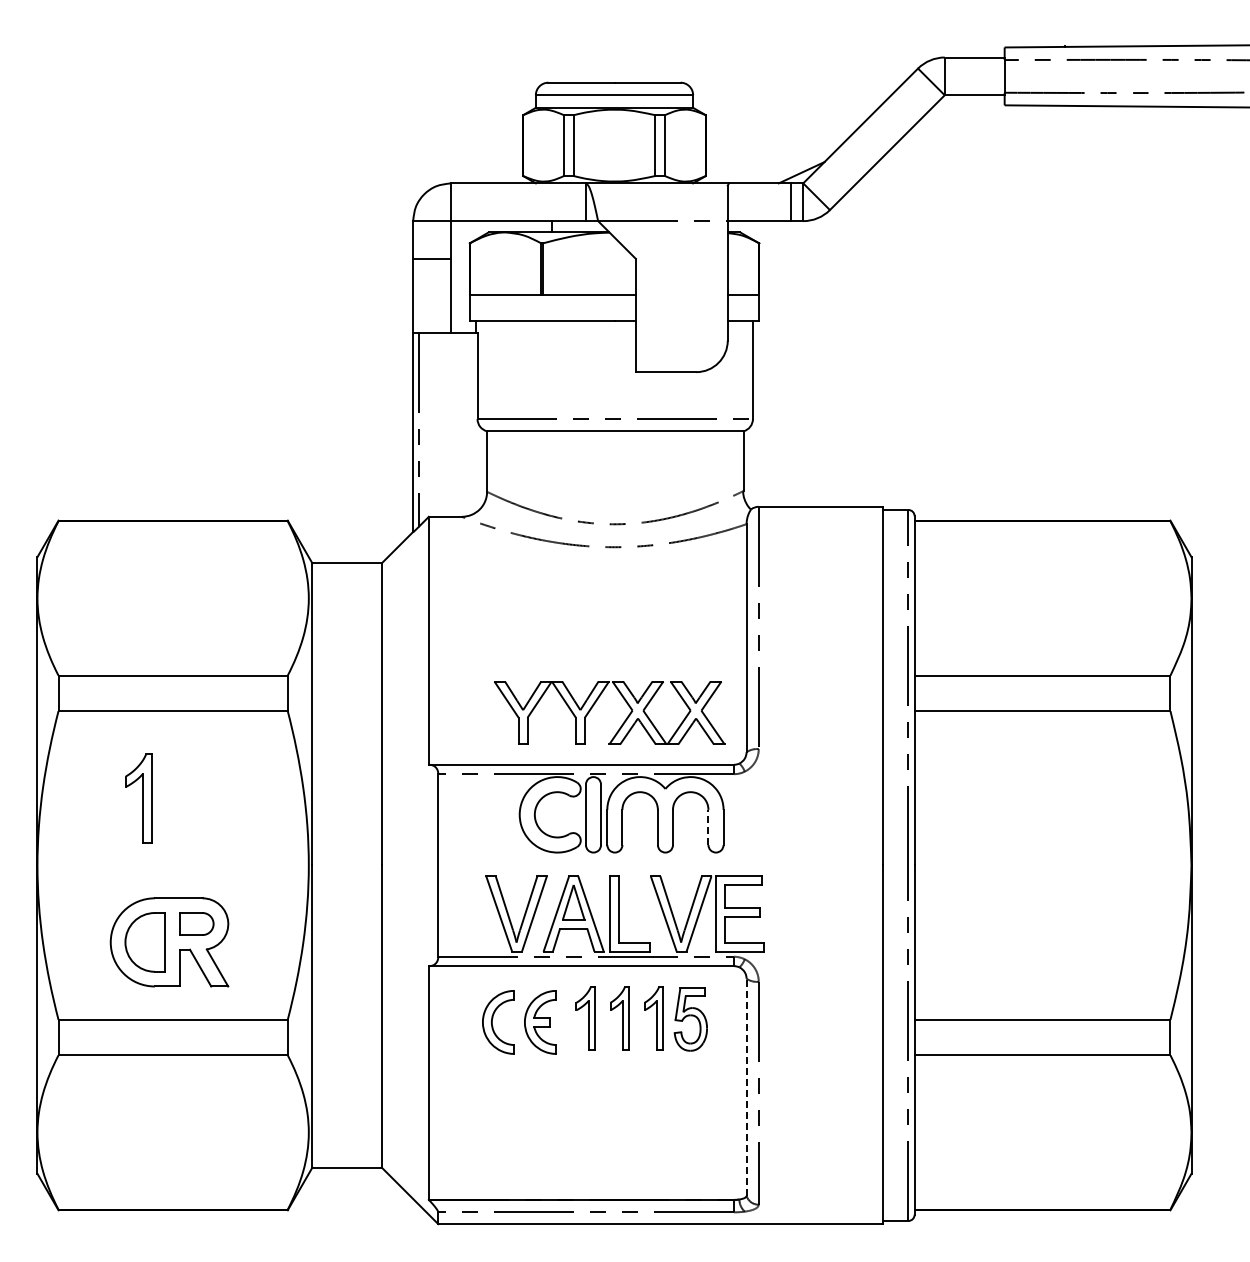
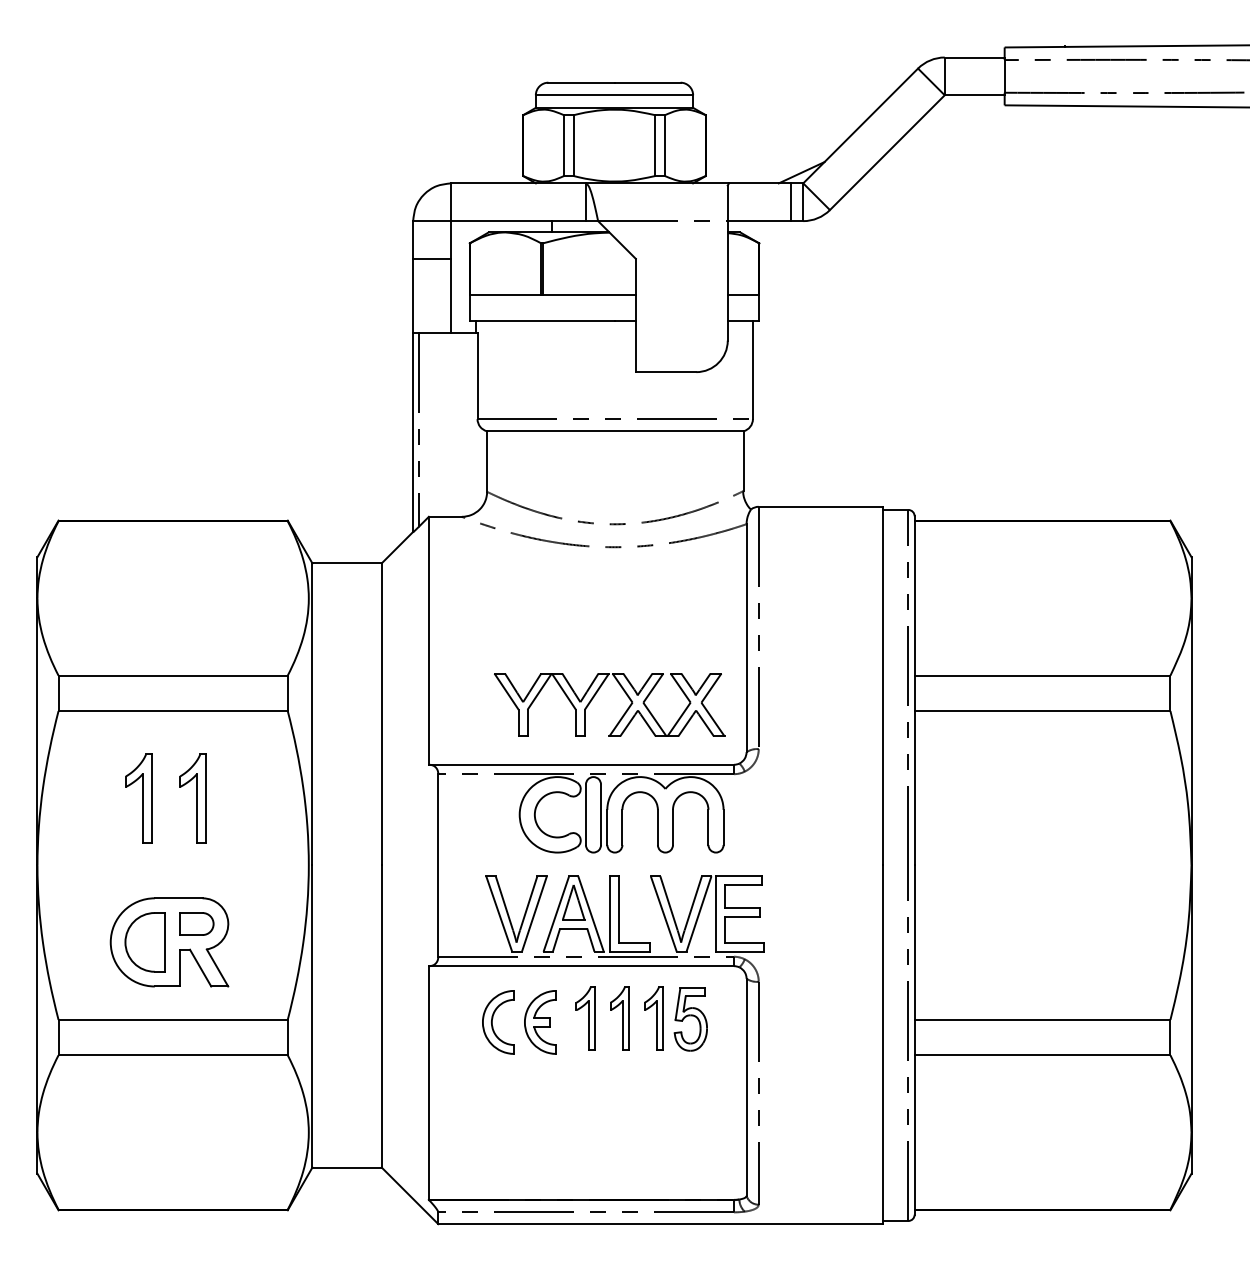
part position: (596, 702) -> (596, 694) (596, 694)
part: none -> present (192, 798)
line: dashed -> solid (708, 827)
line: dashed -> solid (746, 1087)
